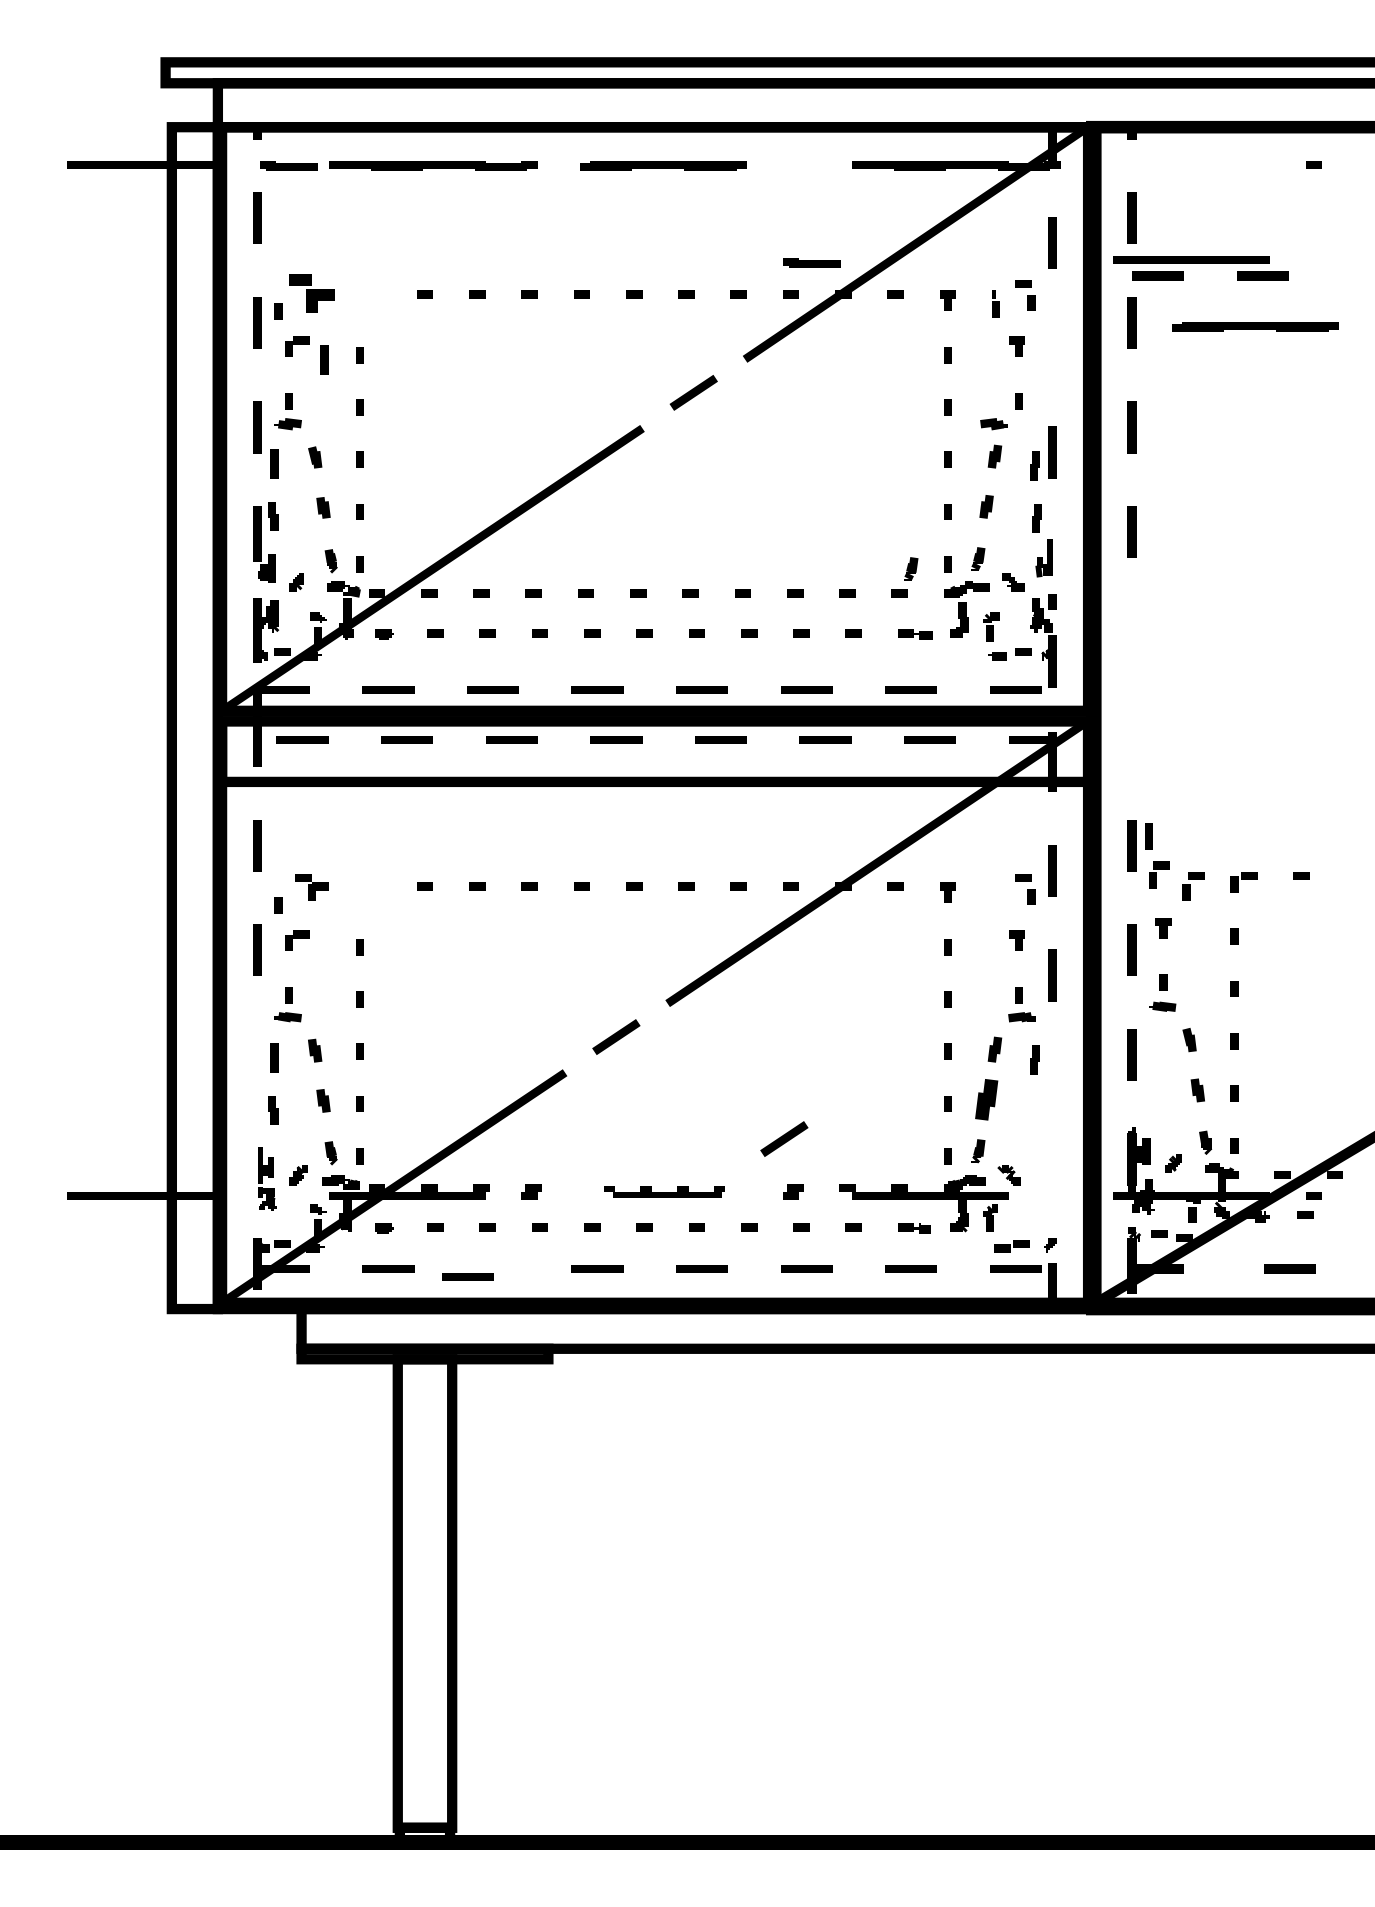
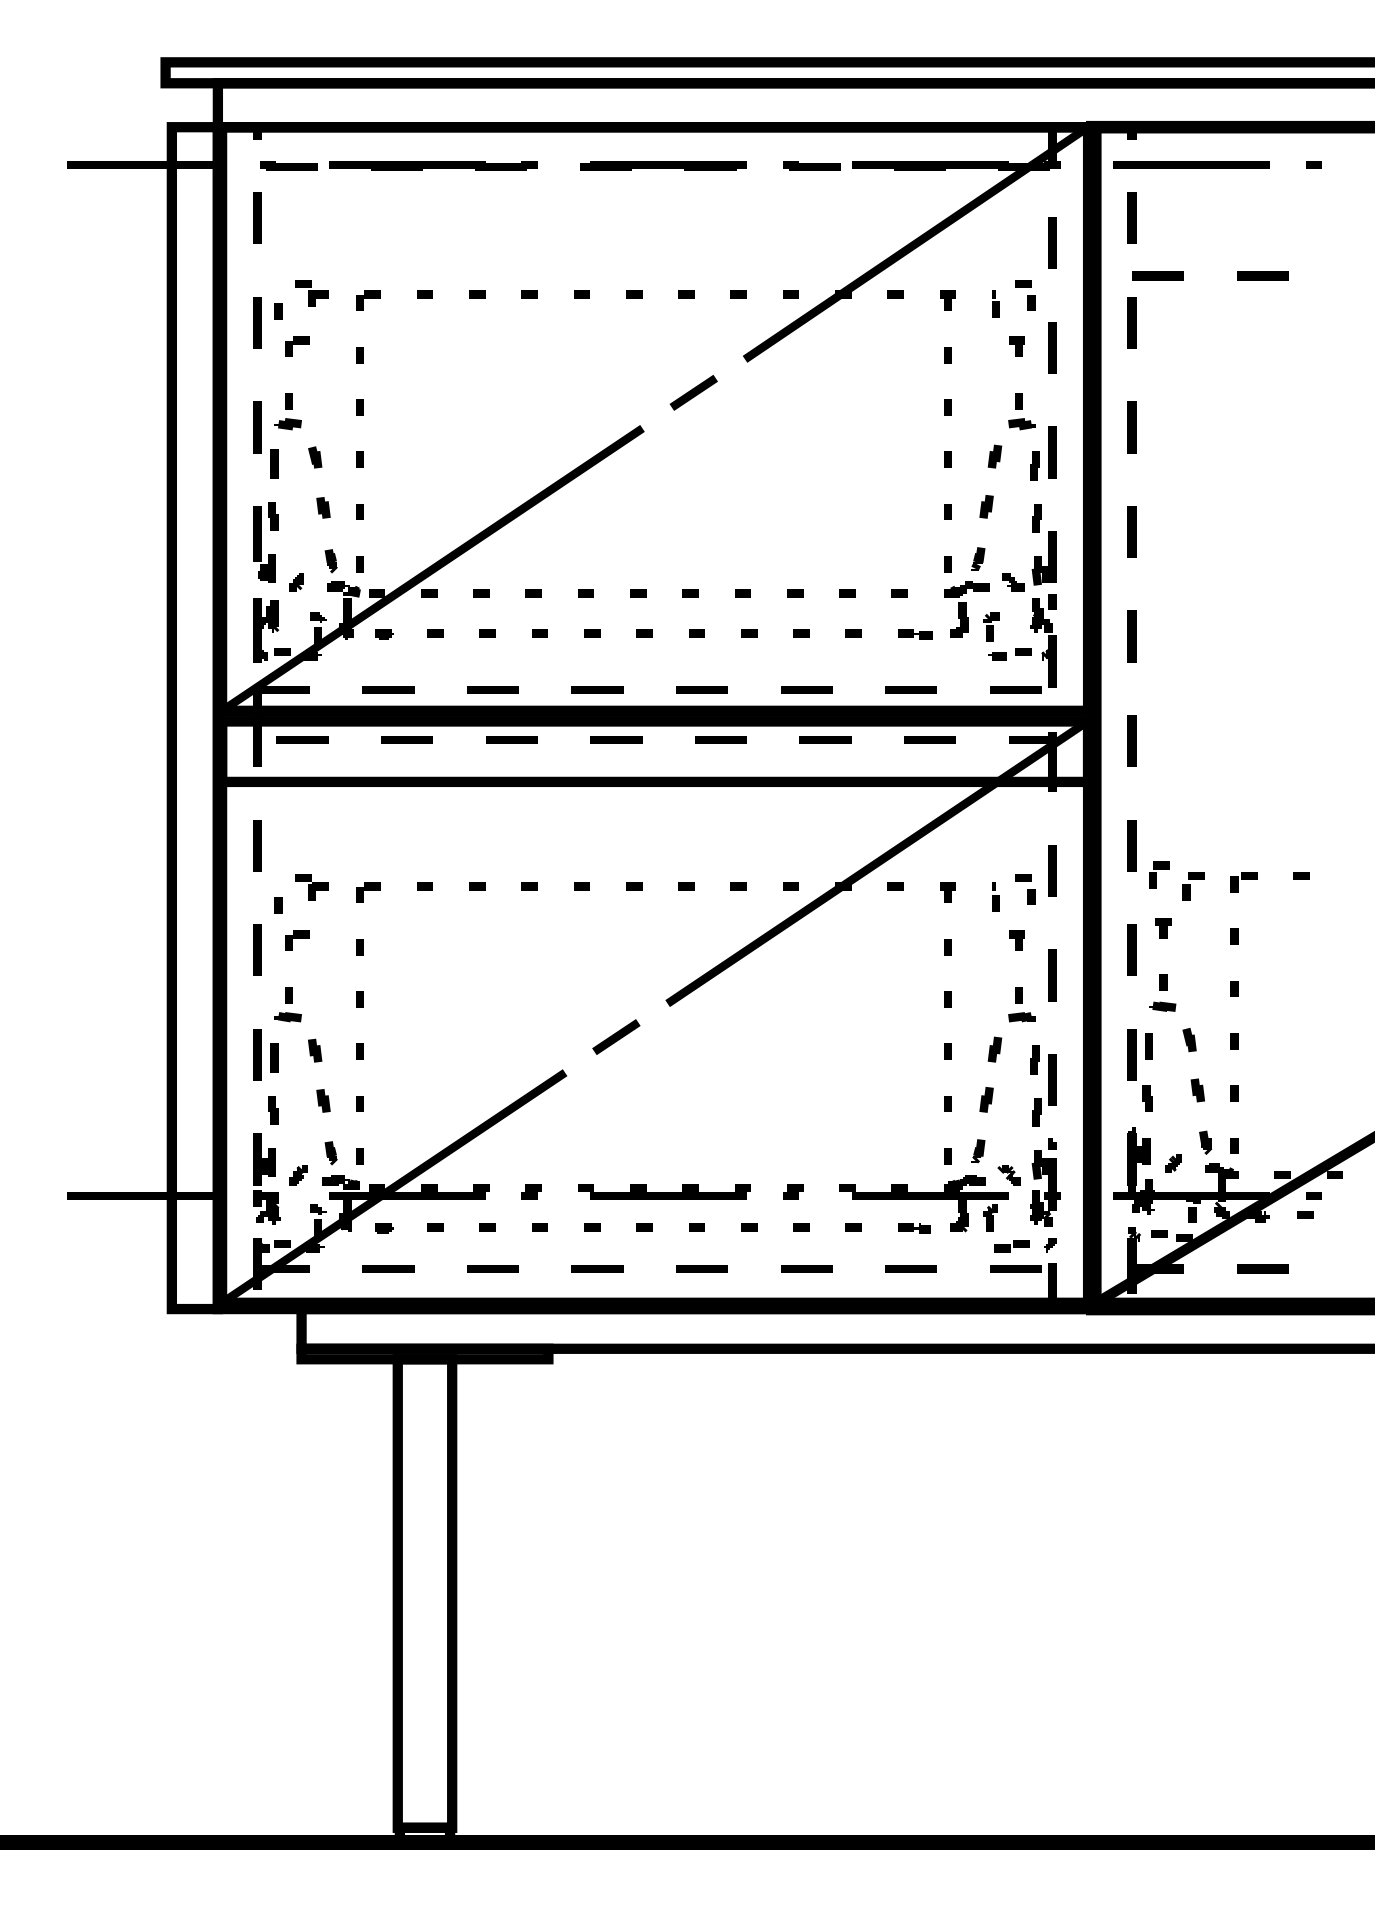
line position: (1191, 259) -> (1191, 164) (1191, 164)
part position: (811, 262) -> (811, 165) (811, 165)
part size: 46x39 px -> 34x27 px (311, 293)
part: none -> present (368, 300)
part: present -> none (1255, 326)
line: none -> present (1052, 347)
part: present -> none (324, 359)
part position: (993, 424) -> (1021, 424) (1021, 424)
part size: 18x39 px -> 26x55 px (1043, 558)
part: present -> none (911, 568)
line: none -> present (1131, 636)
line: none -> present (1131, 740)
part position: (1148, 836) -> (1148, 1046) (1148, 1046)
part: none -> present (368, 892)
part: none -> present (995, 896)
line: none -> present (257, 1054)
part: none -> present (1044, 1090)
part: none -> present (1147, 1098)
part size: 24x42 px -> 15x26 px (986, 1099)
line: present -> none (784, 1138)
part size: 19x64 px -> 28x92 px (266, 1178)
part: none -> present (1045, 1182)
part size: 121x12 px -> 173x16 px (664, 1191)
line position: (1289, 1268) -> (1262, 1268) (1262, 1268)
line position: (467, 1276) -> (492, 1268) (492, 1268)
